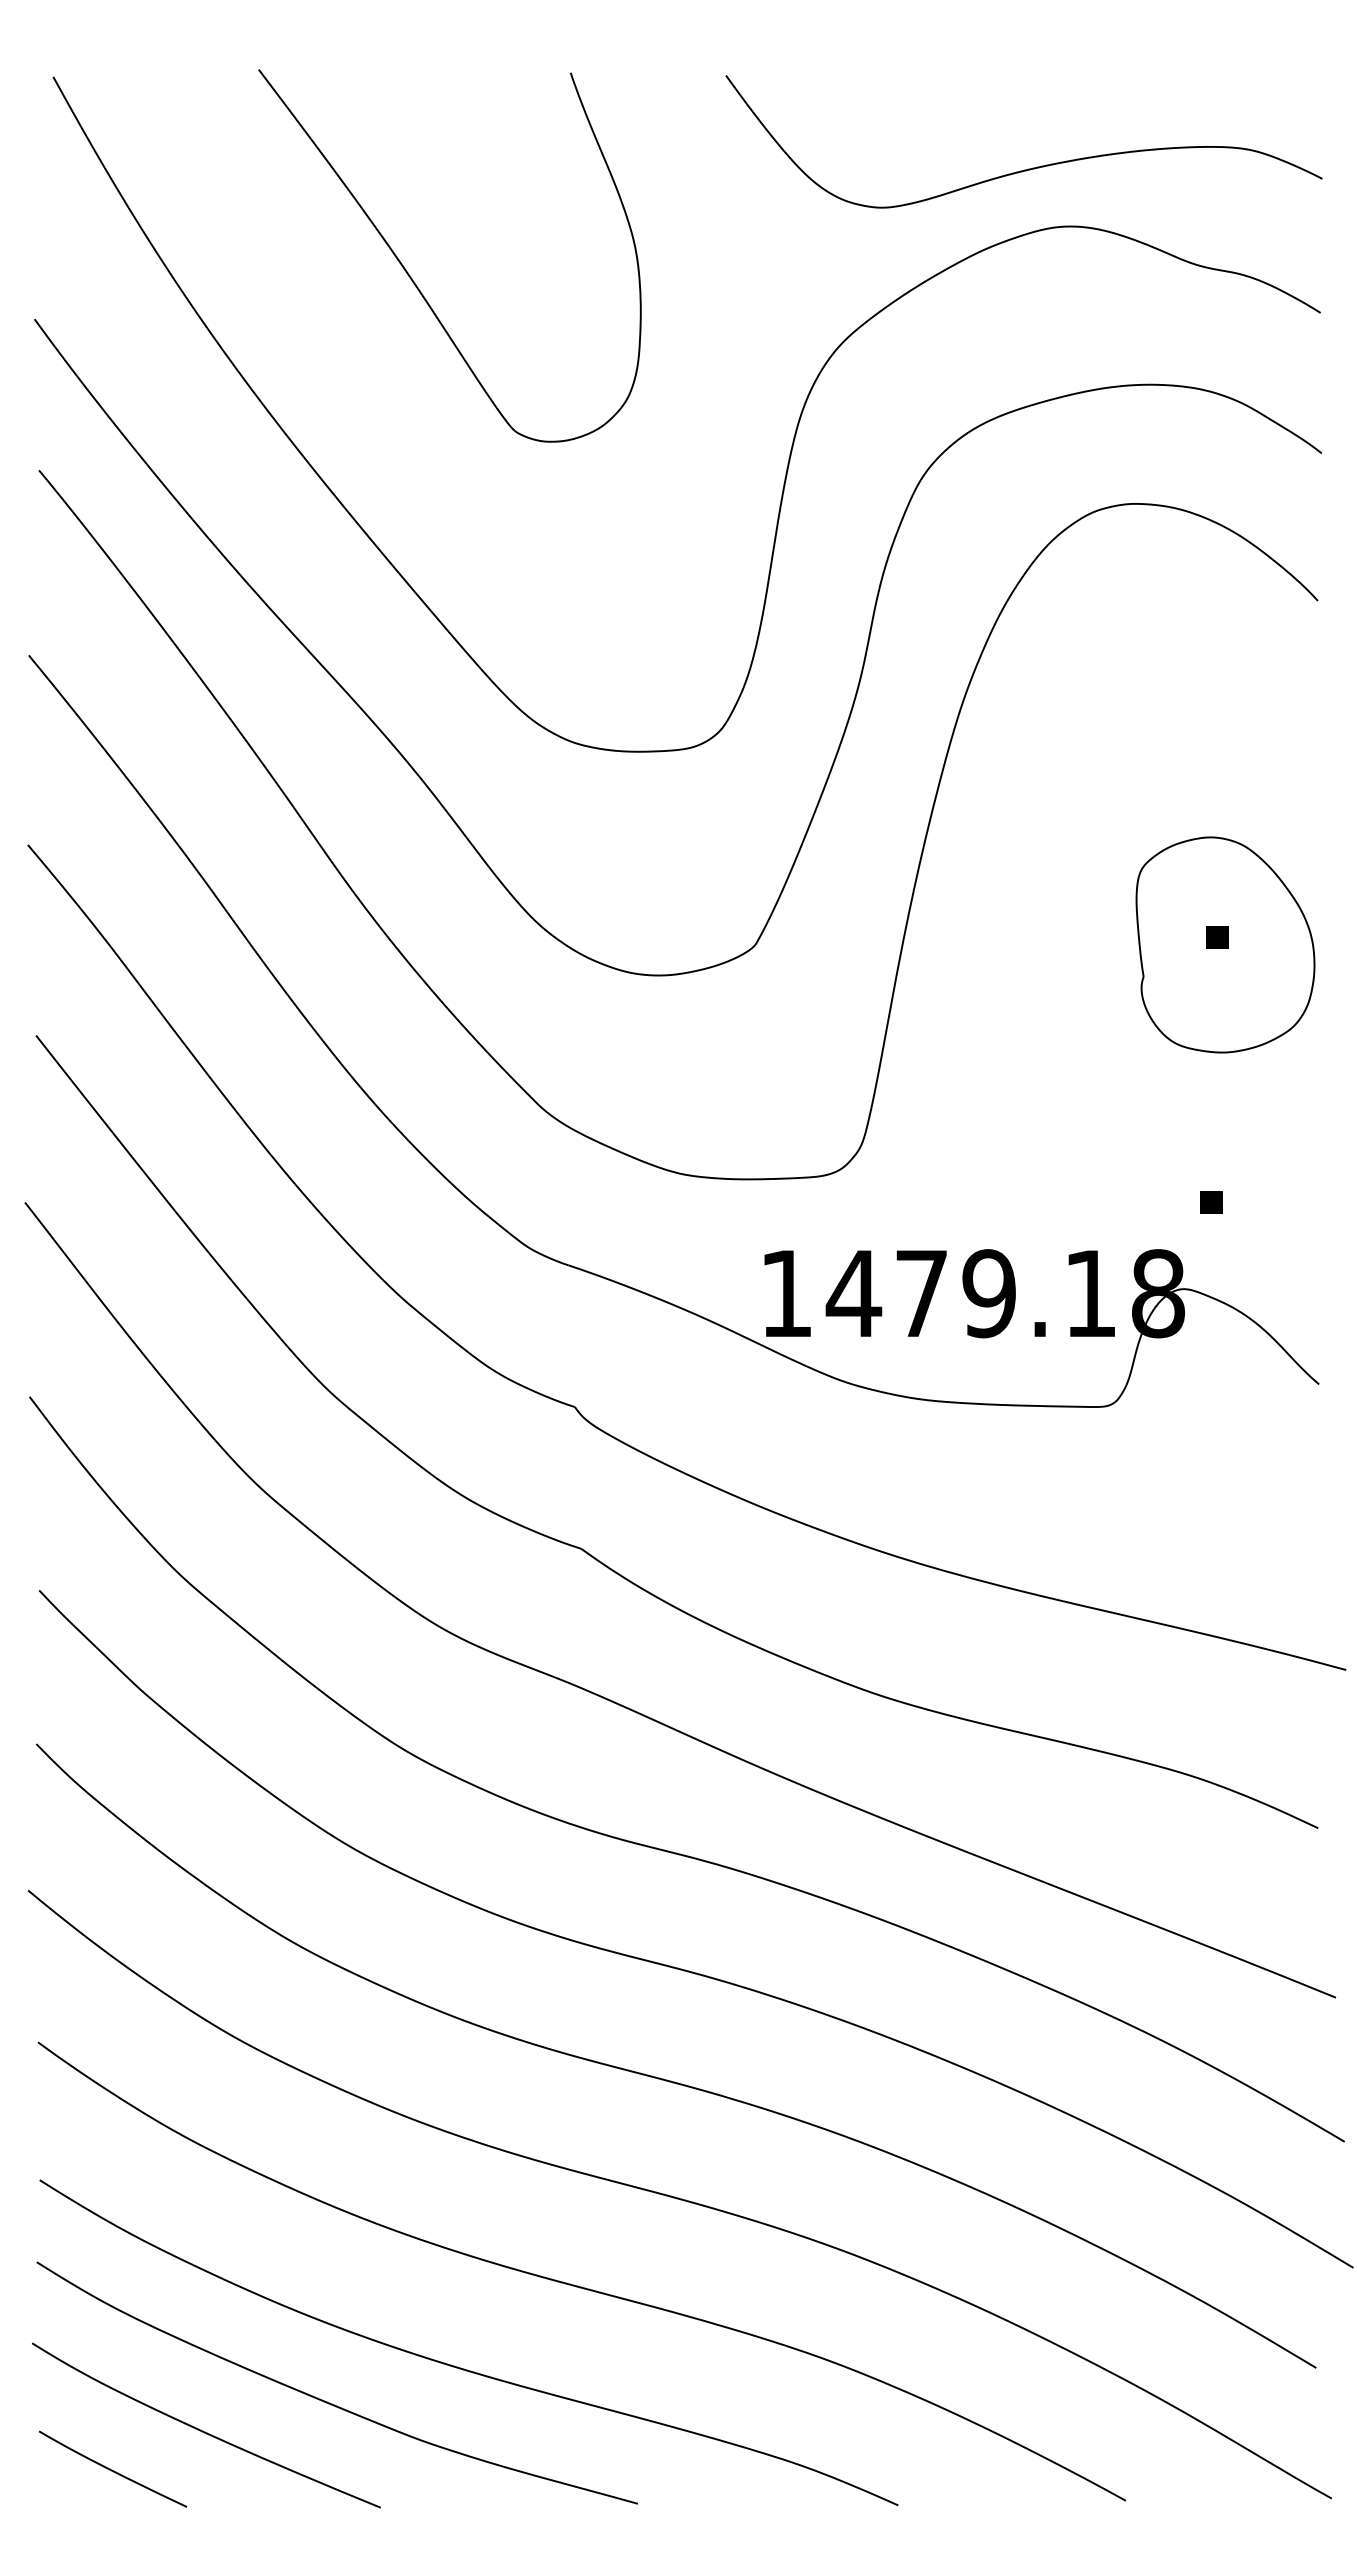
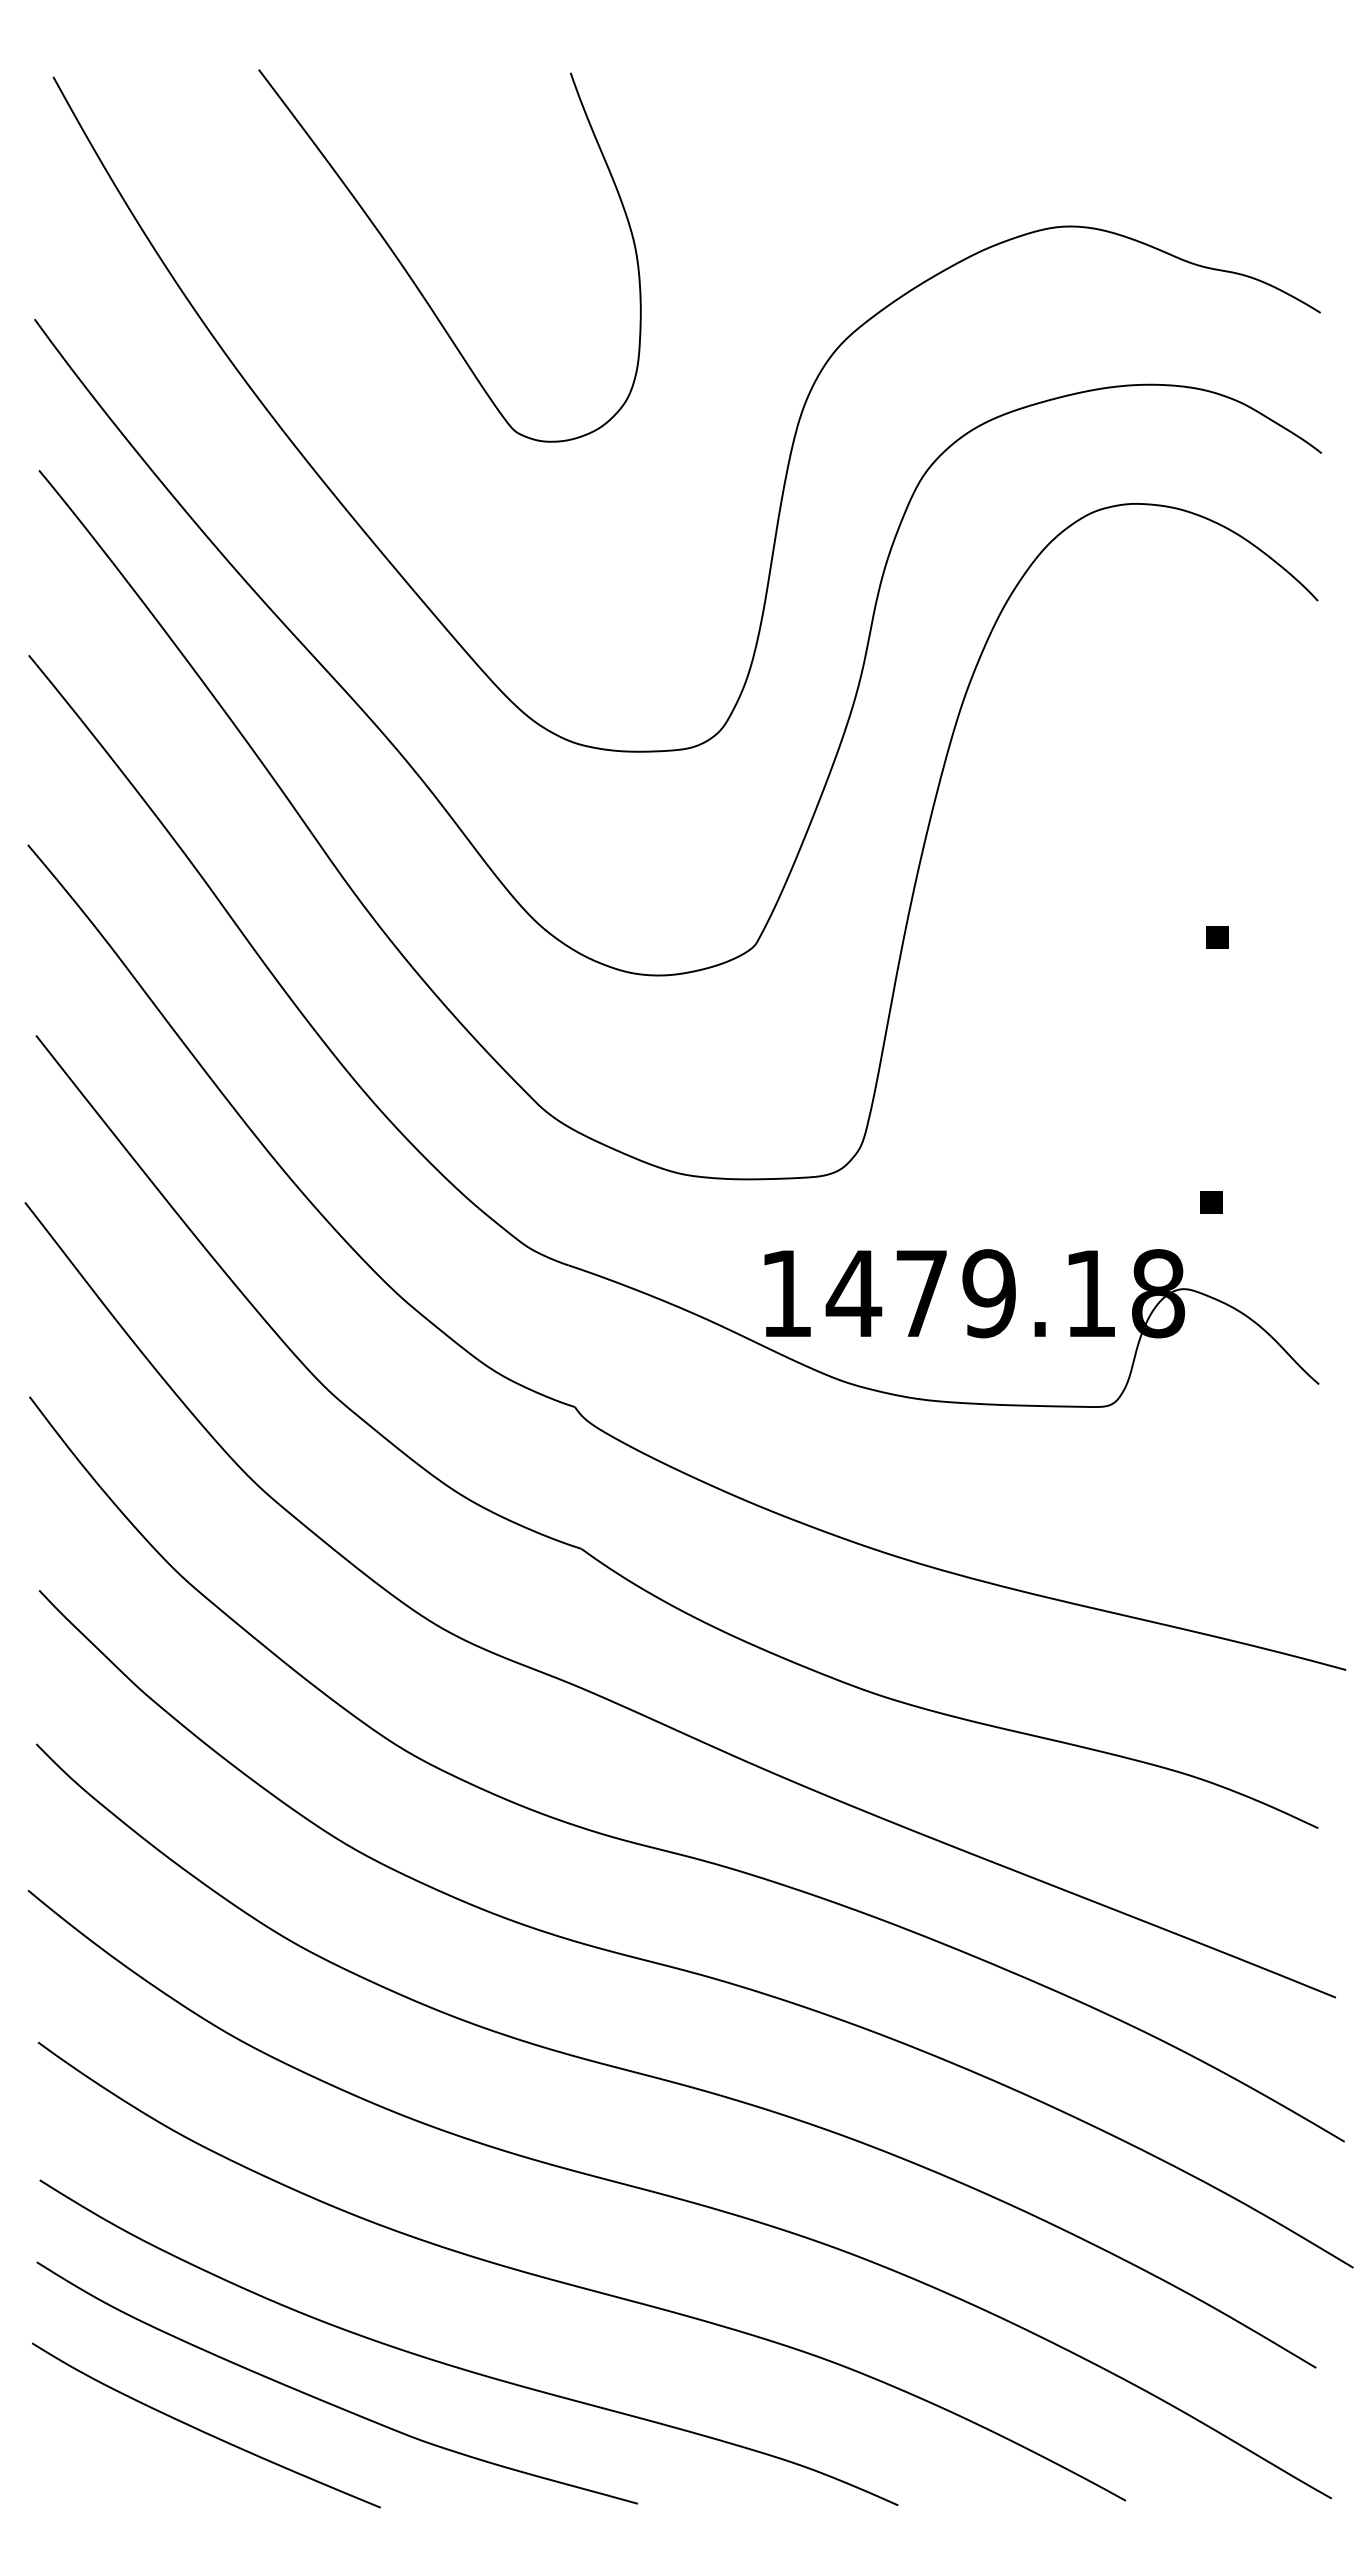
curve: present -> none (1028, 168)
part: present -> none (1225, 944)
curve: present -> none (112, 2469)
